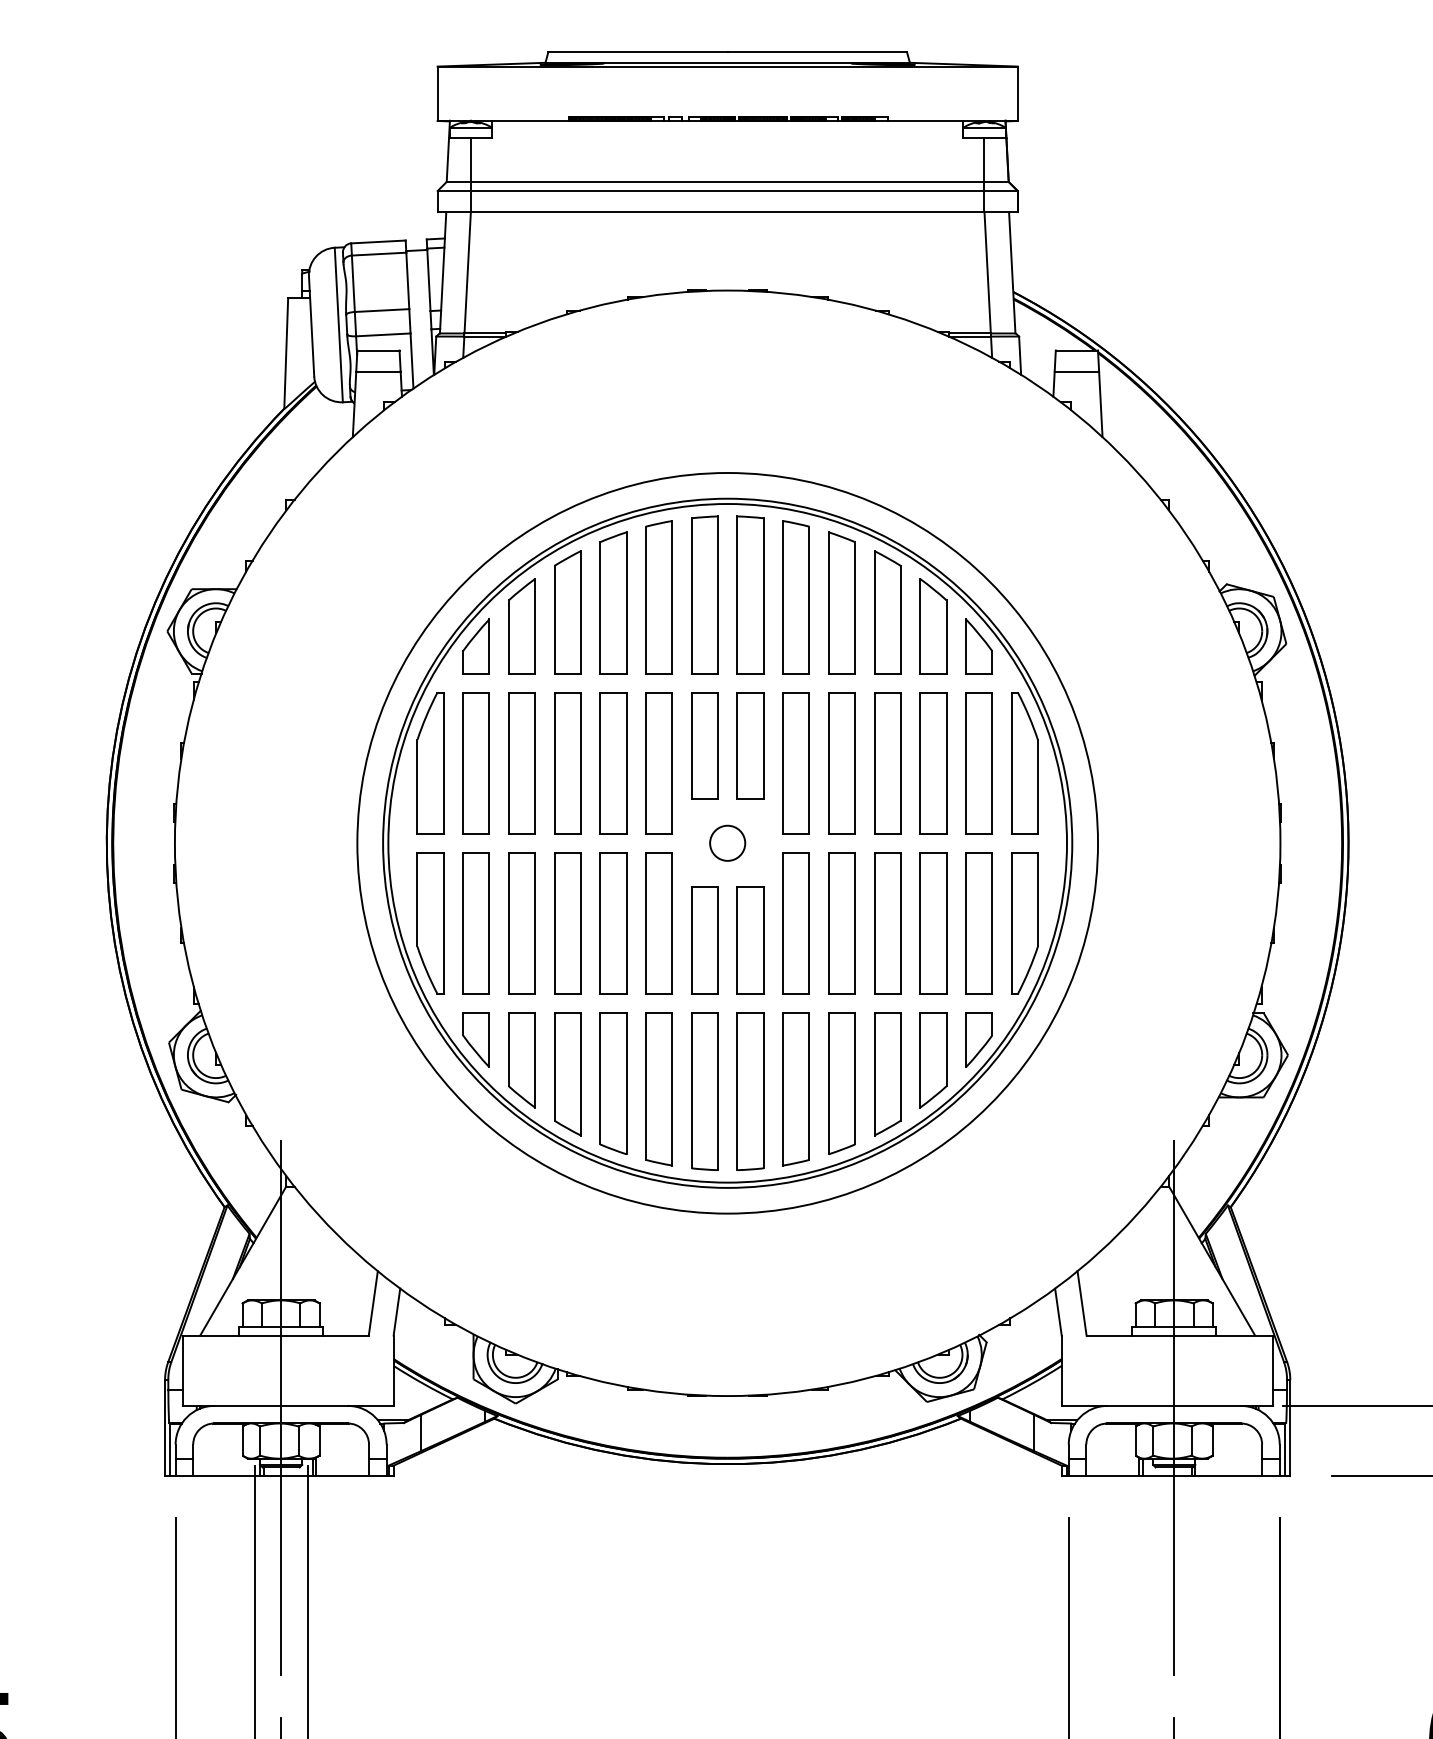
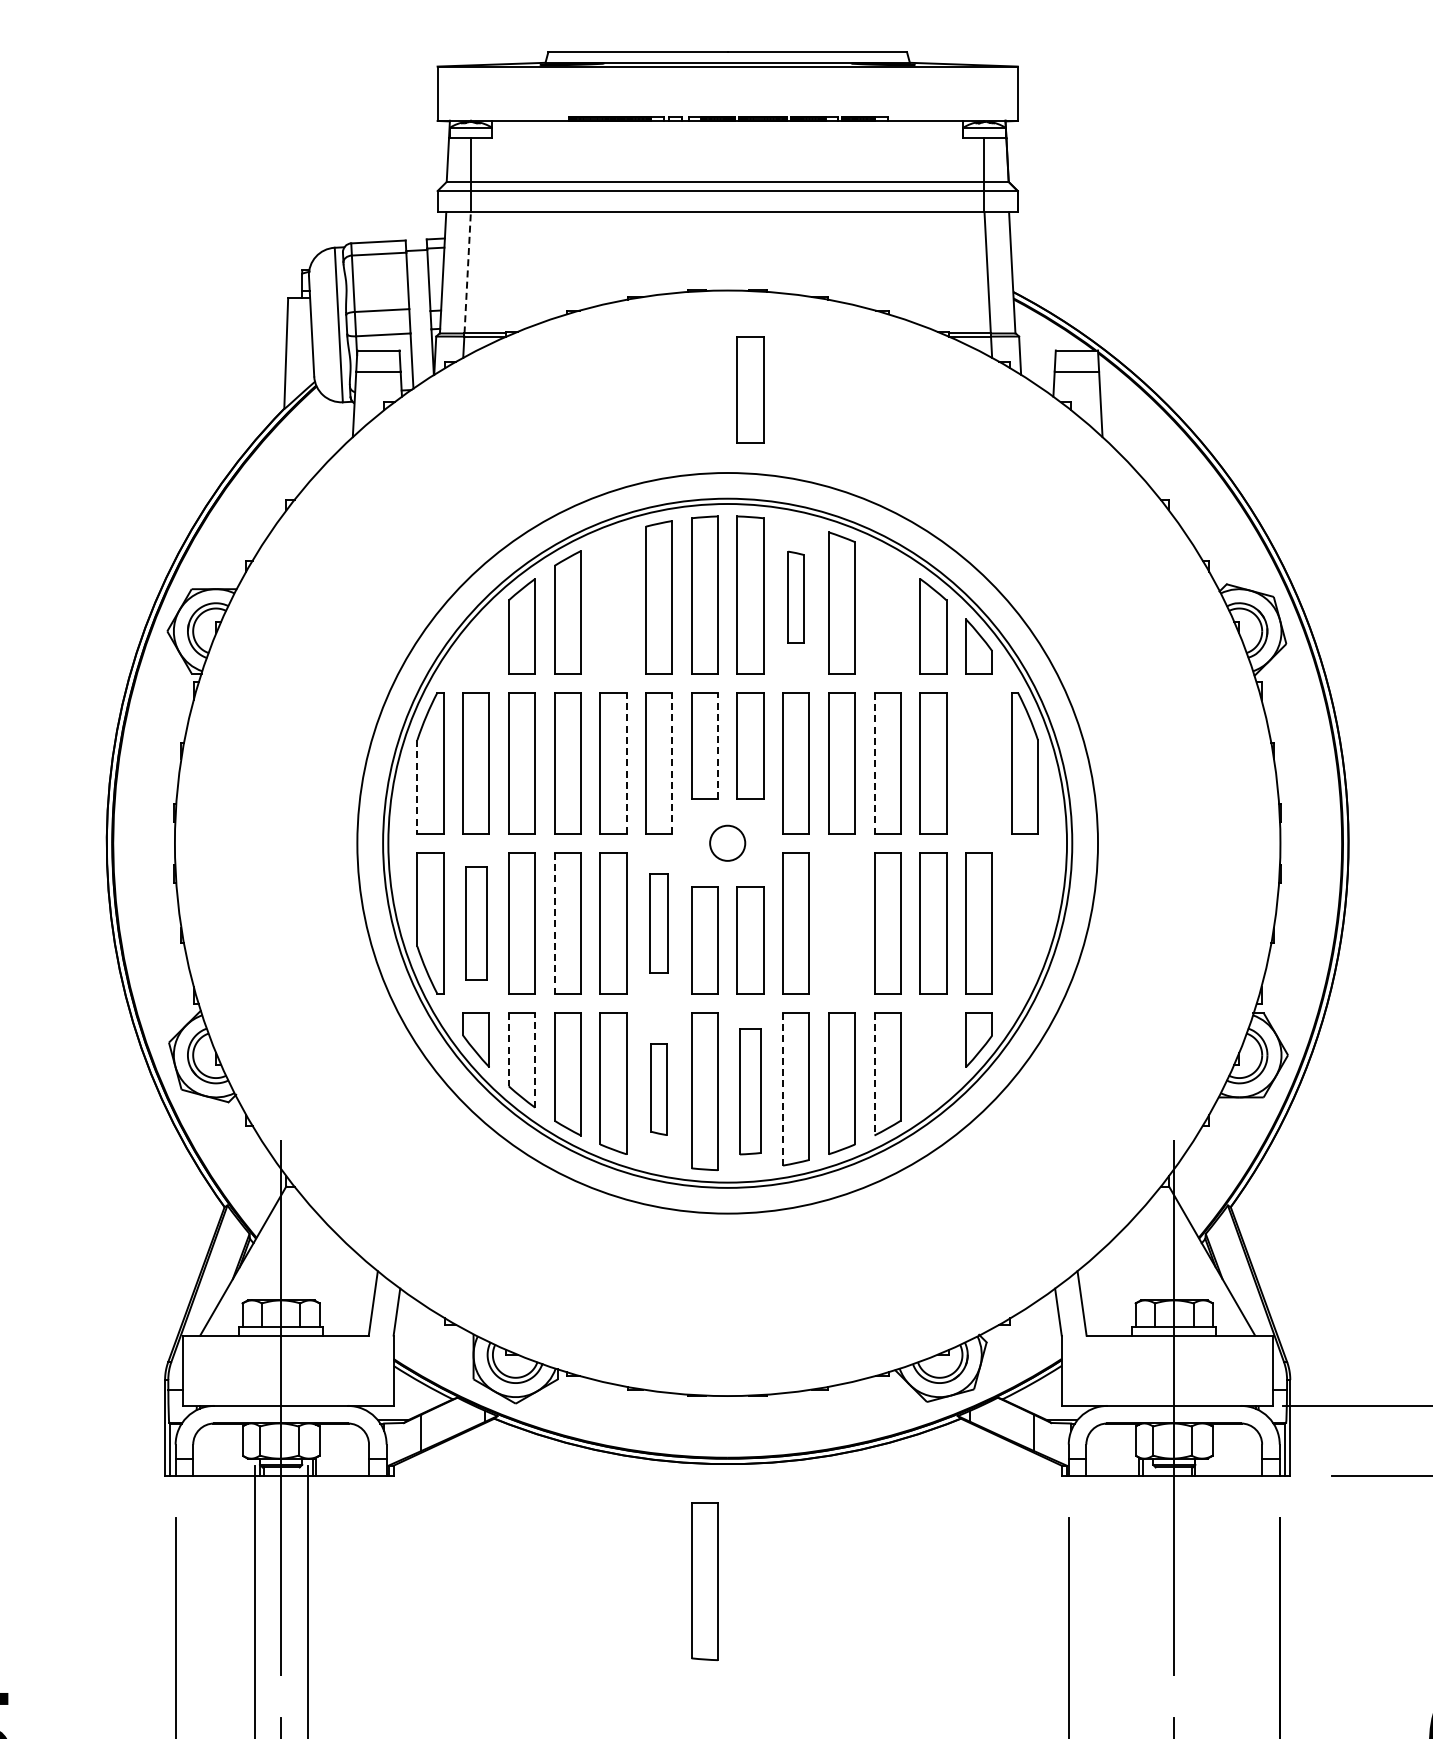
line: solid -> dashed (467, 272)
part: none -> present (750, 389)
part size: 28x155 px -> 18x94 px (795, 596)
part: present -> none (613, 602)
part: present -> none (887, 612)
part: present -> none (475, 646)
line: solid -> dashed (718, 745)
line: solid -> dashed (626, 762)
line: solid -> dashed (672, 762)
line: solid -> dashed (874, 763)
part: present -> none (978, 763)
line: solid -> dashed (417, 786)
part size: 28x143 px -> 23x115 px (476, 923)
line: solid -> dashed (554, 923)
part size: 28x143 px -> 20x101 px (658, 923)
part: present -> none (841, 923)
part: present -> none (1024, 923)
line: solid -> dashed (508, 1049)
line: solid -> dashed (535, 1059)
part: present -> none (933, 1060)
line: solid -> dashed (874, 1074)
part size: 28x155 px -> 18x93 px (658, 1089)
line: solid -> dashed (783, 1089)
part size: 29x159 px -> 23x128 px (750, 1091)
part: none -> present (704, 1581)
